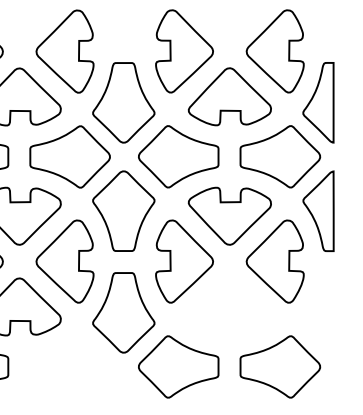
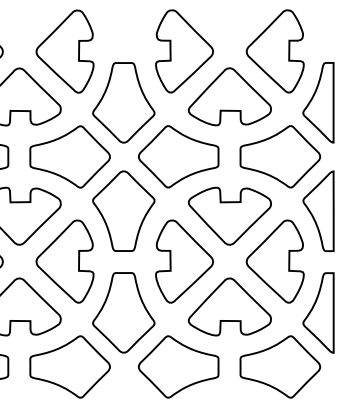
part: none -> present (229, 306)
part: none -> present (318, 312)
part: none -> present (69, 366)
